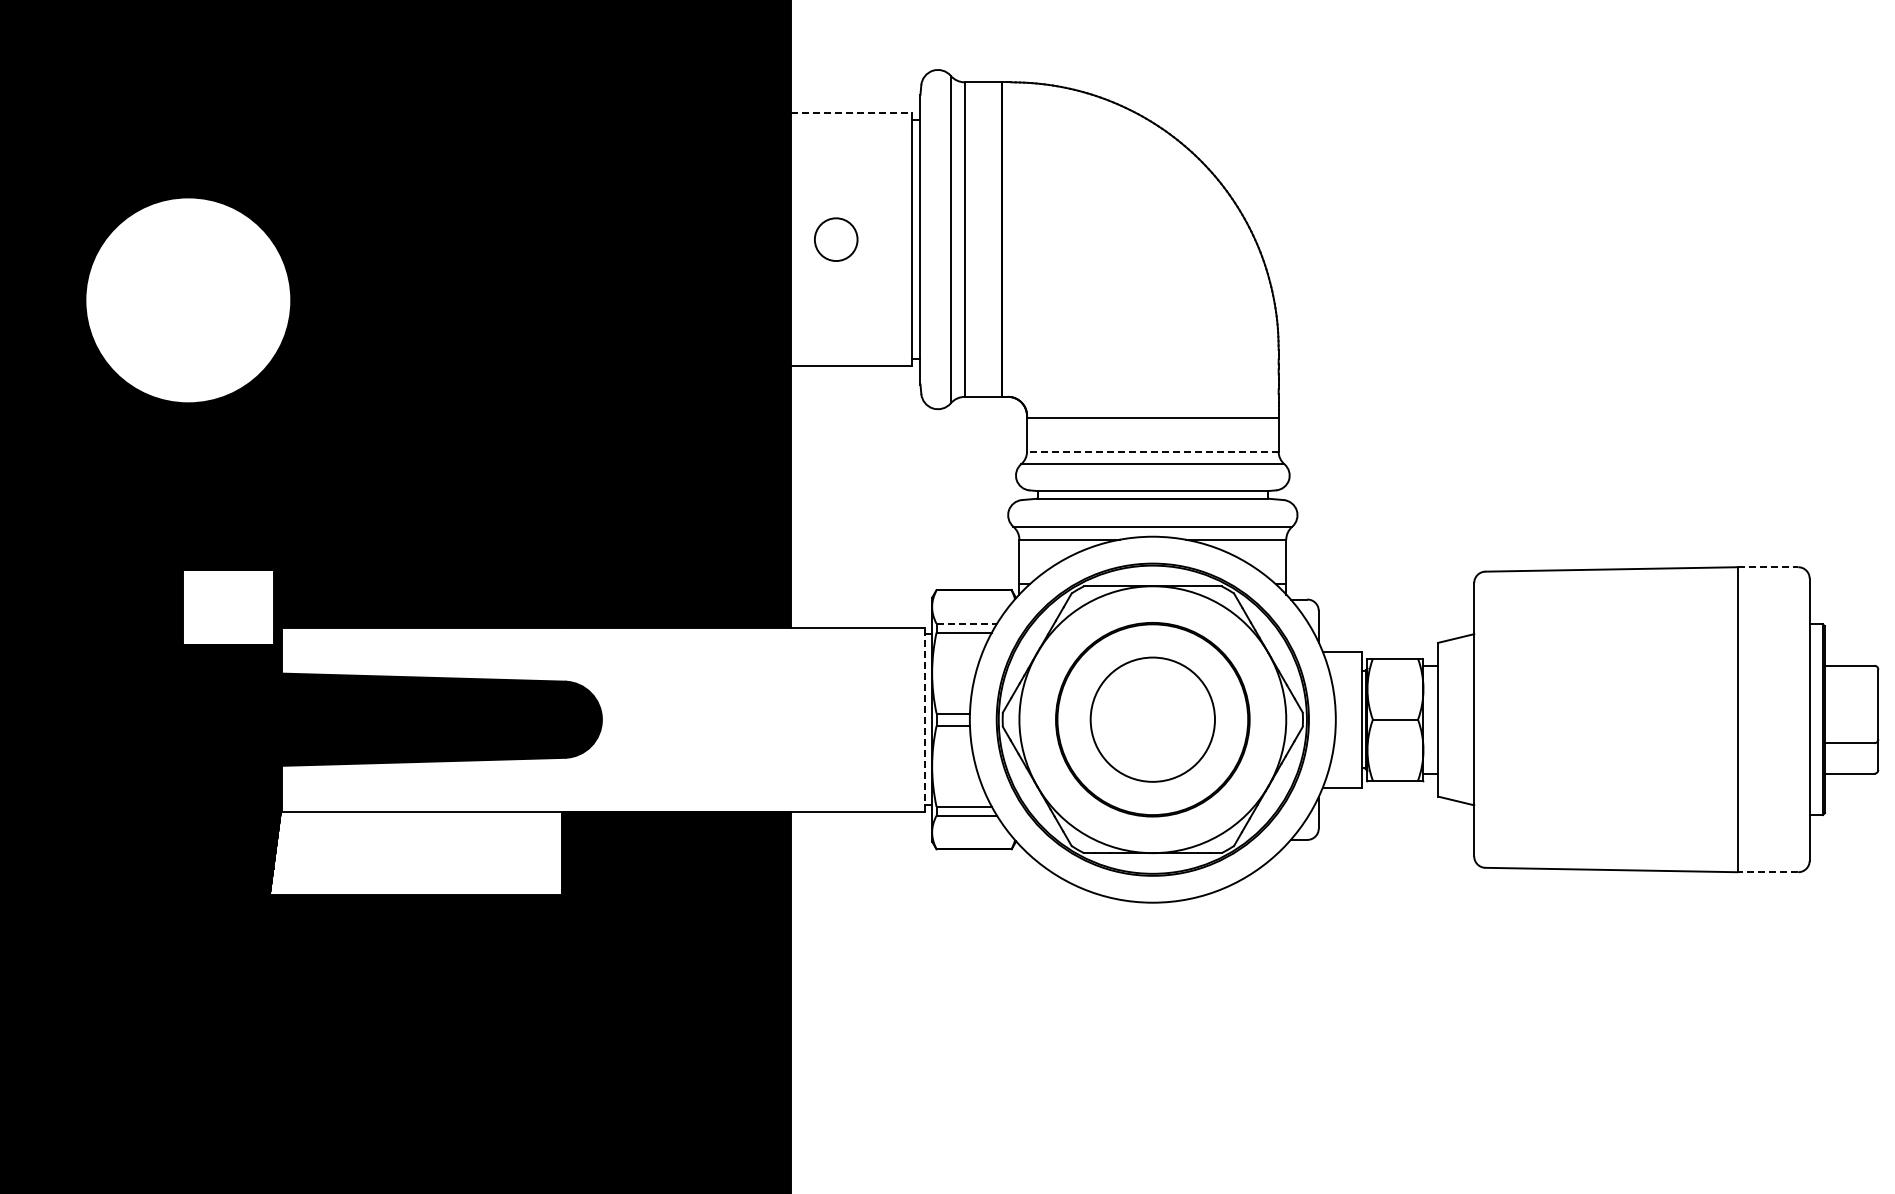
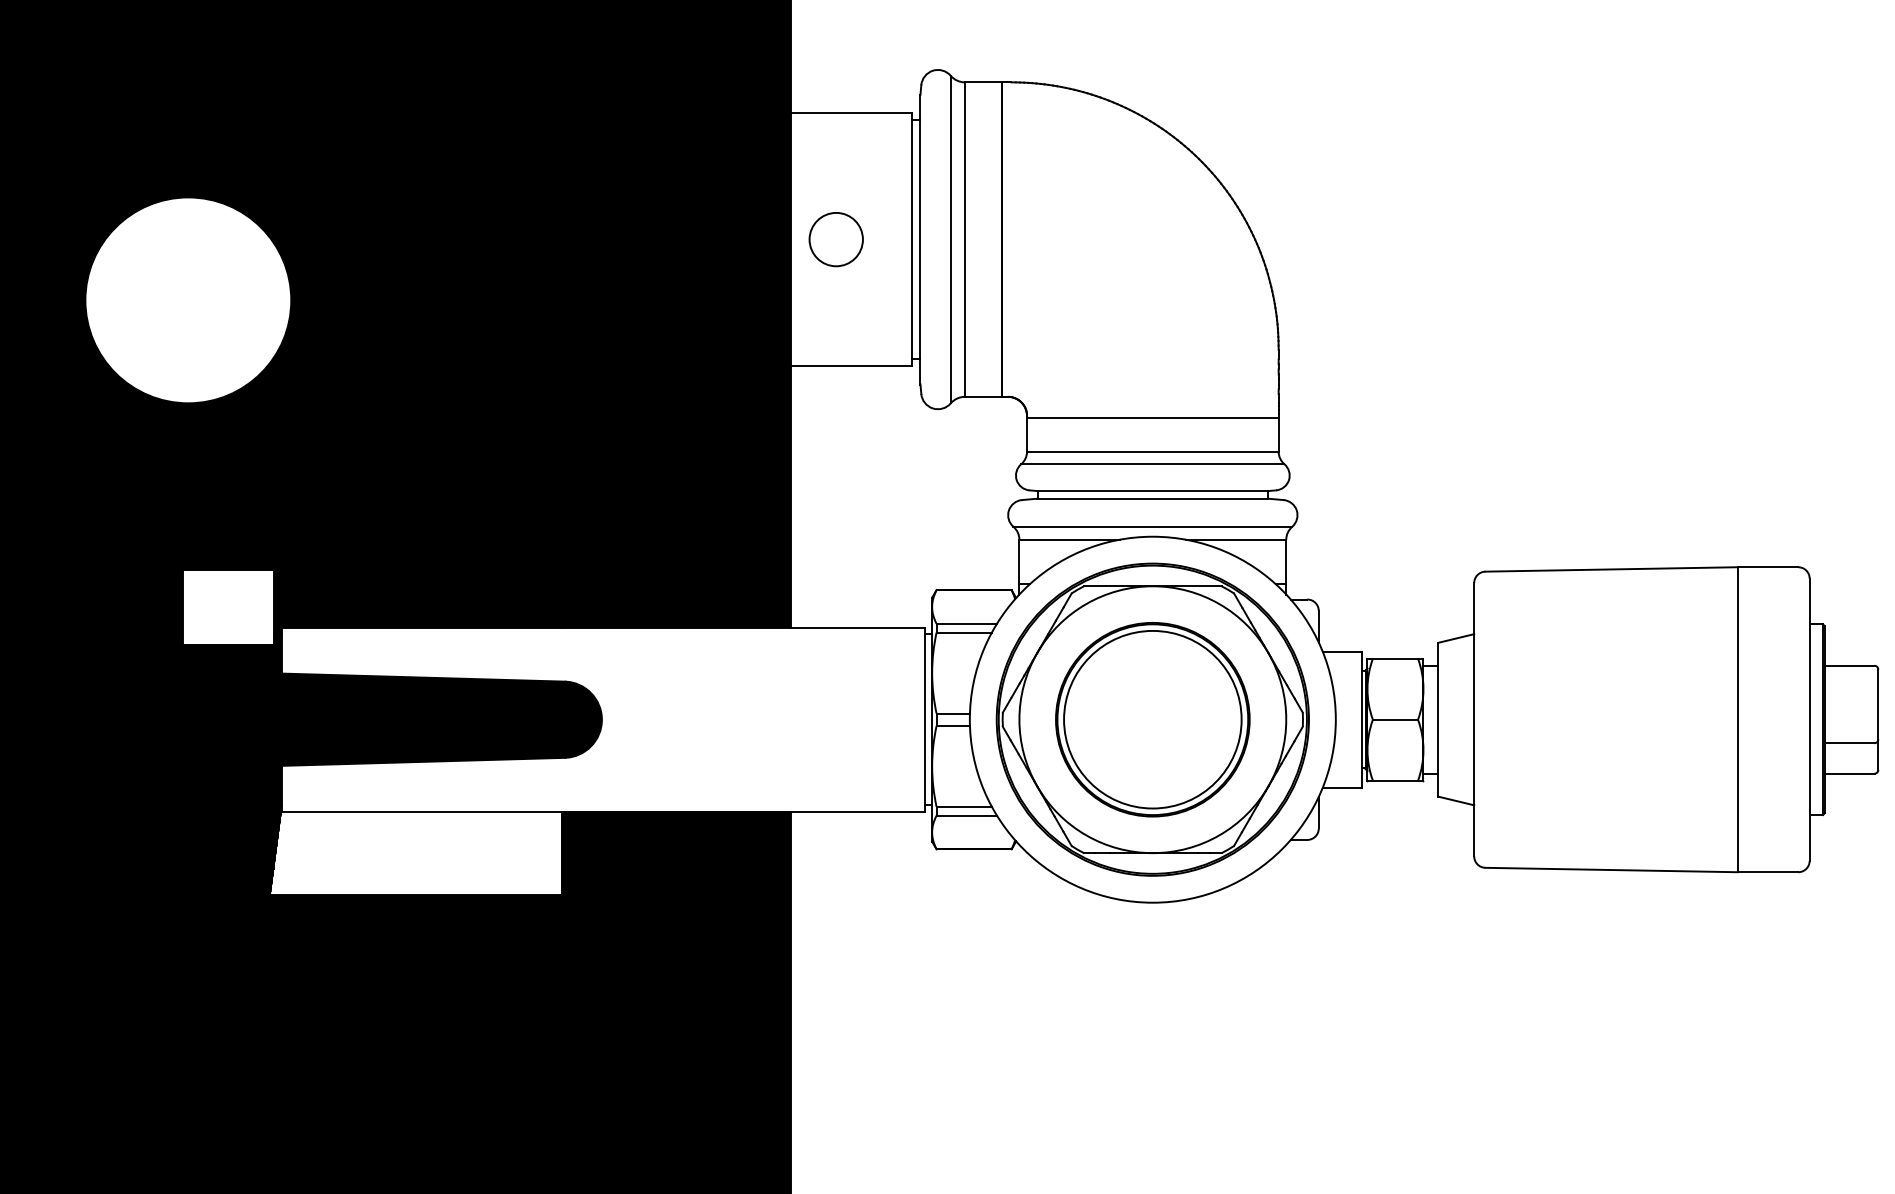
line: dashed -> solid (851, 113)
circle size: 45x45 px -> 56x56 px (835, 239)
line: dashed -> solid (1152, 451)
line: dashed -> solid (1768, 567)
line: dashed -> solid (967, 623)
line: dashed -> solid (924, 719)
circle diameter: 124 px -> 178 px (1152, 719)
line: dashed -> solid (1767, 872)
